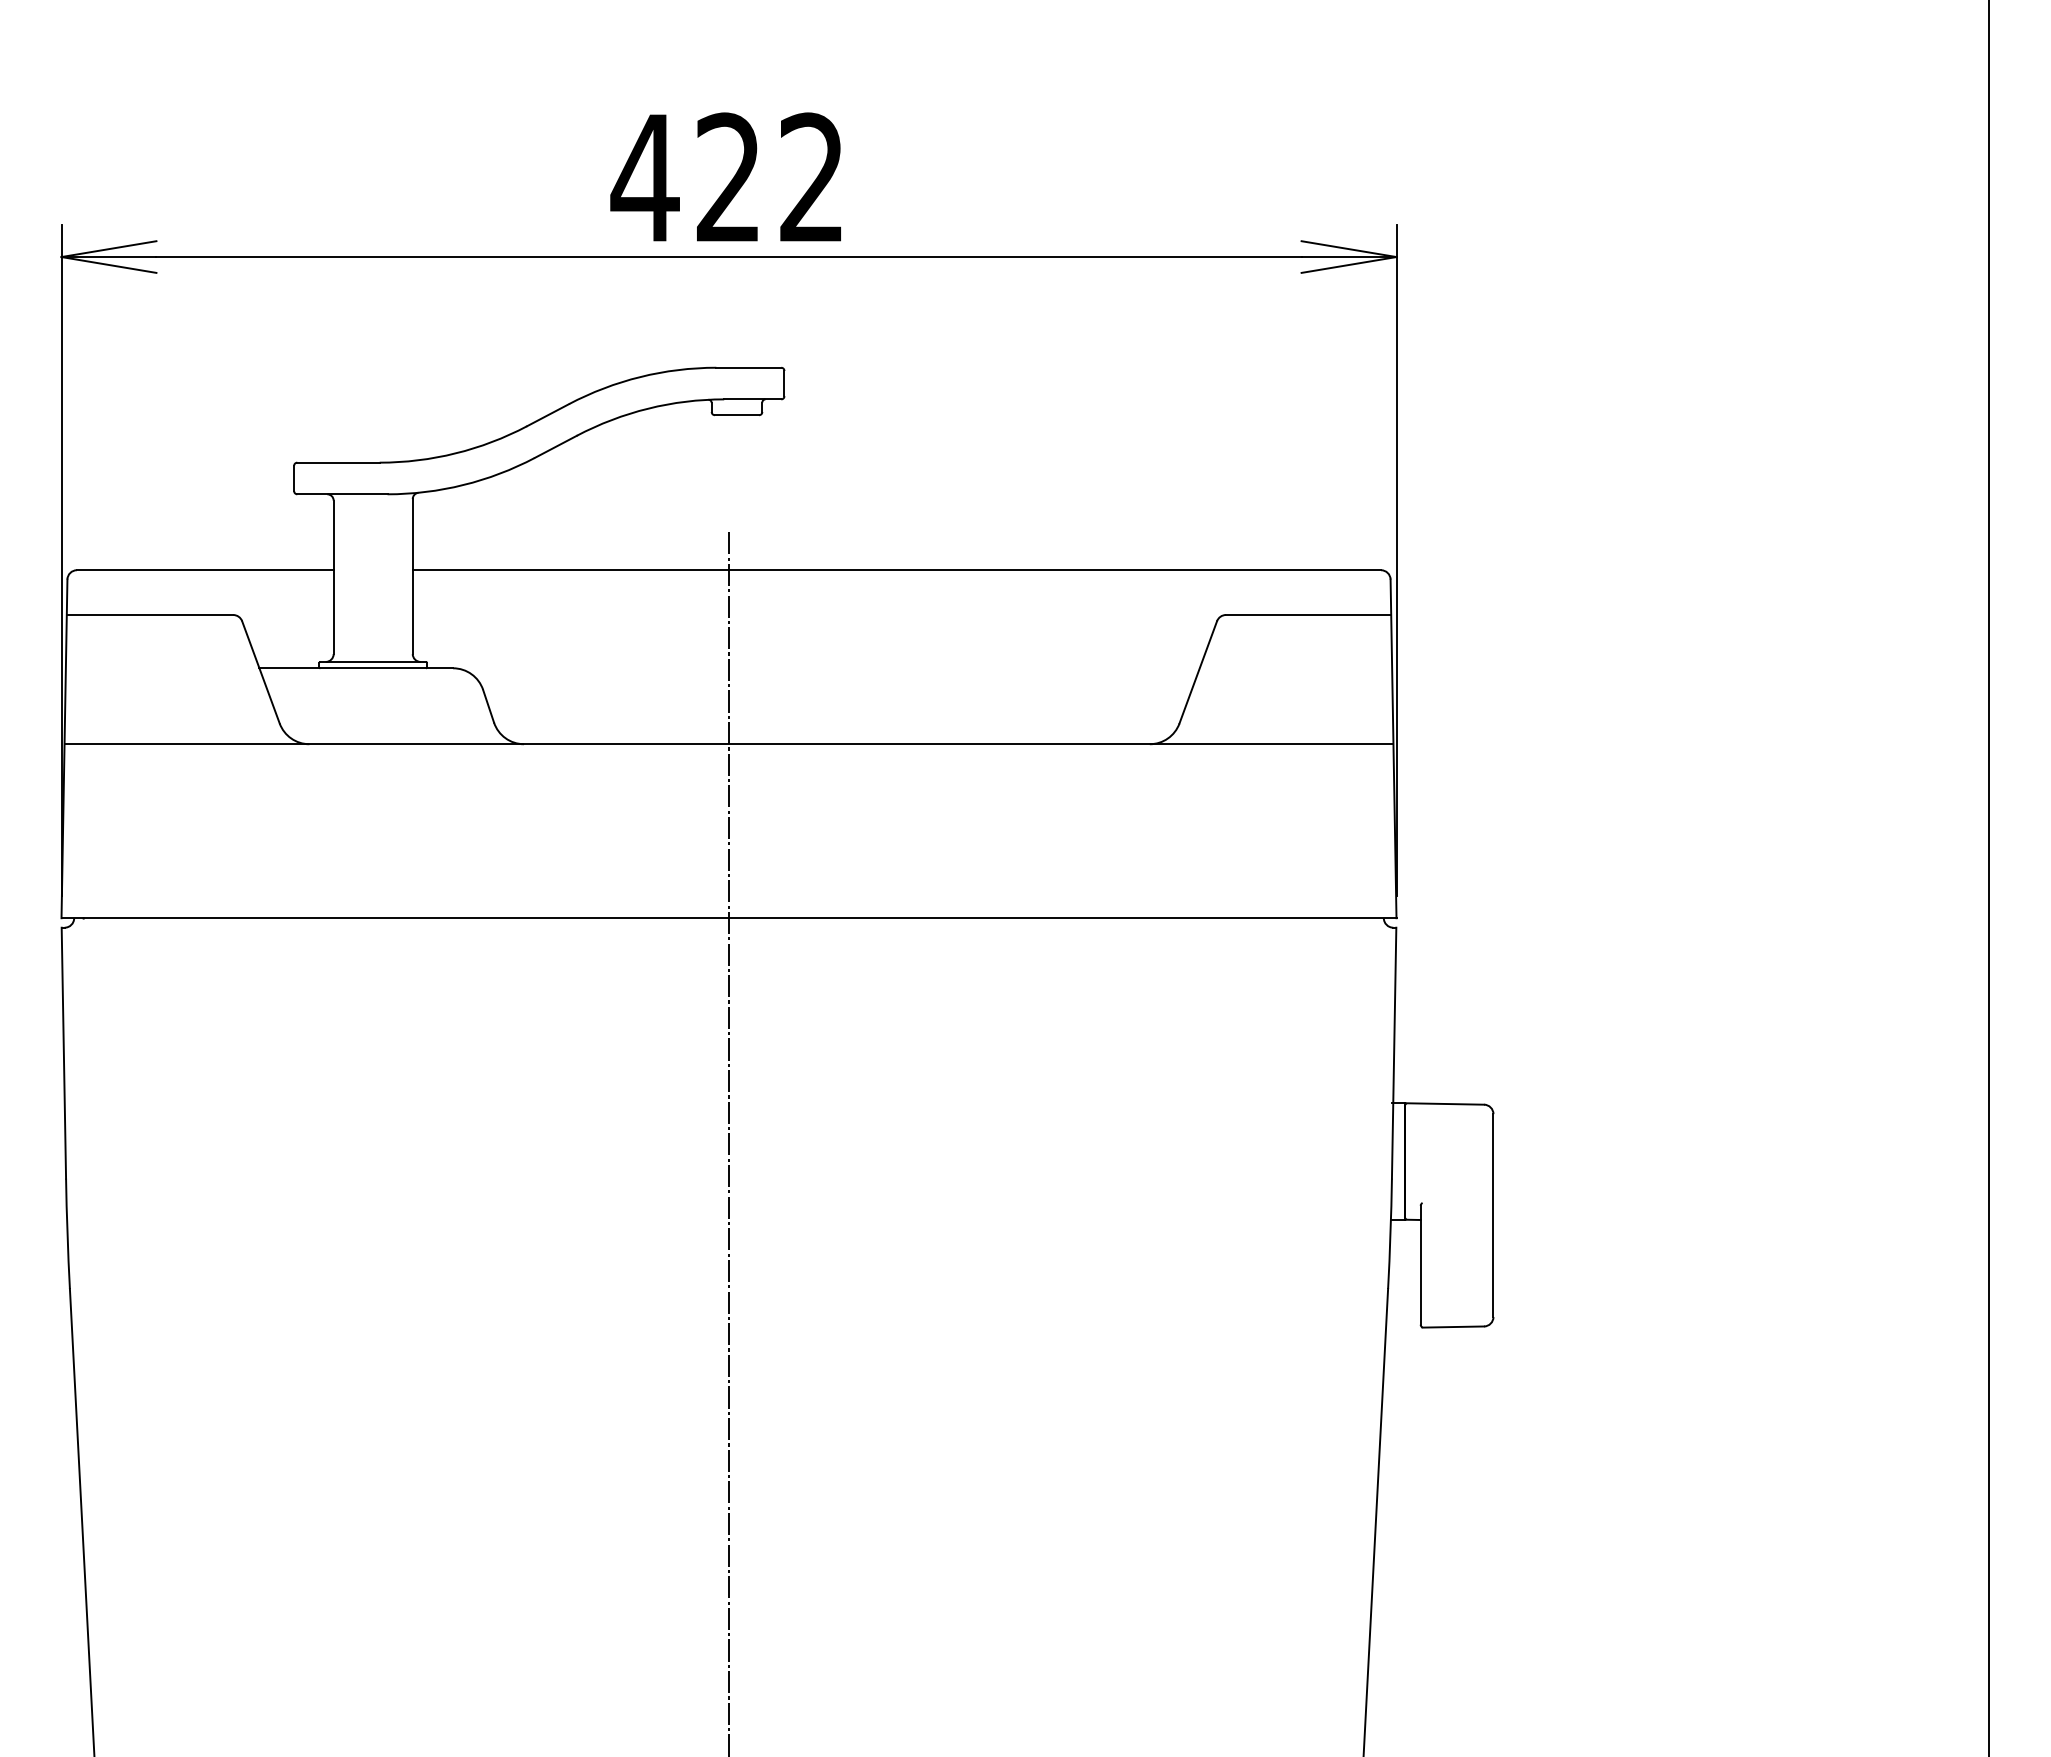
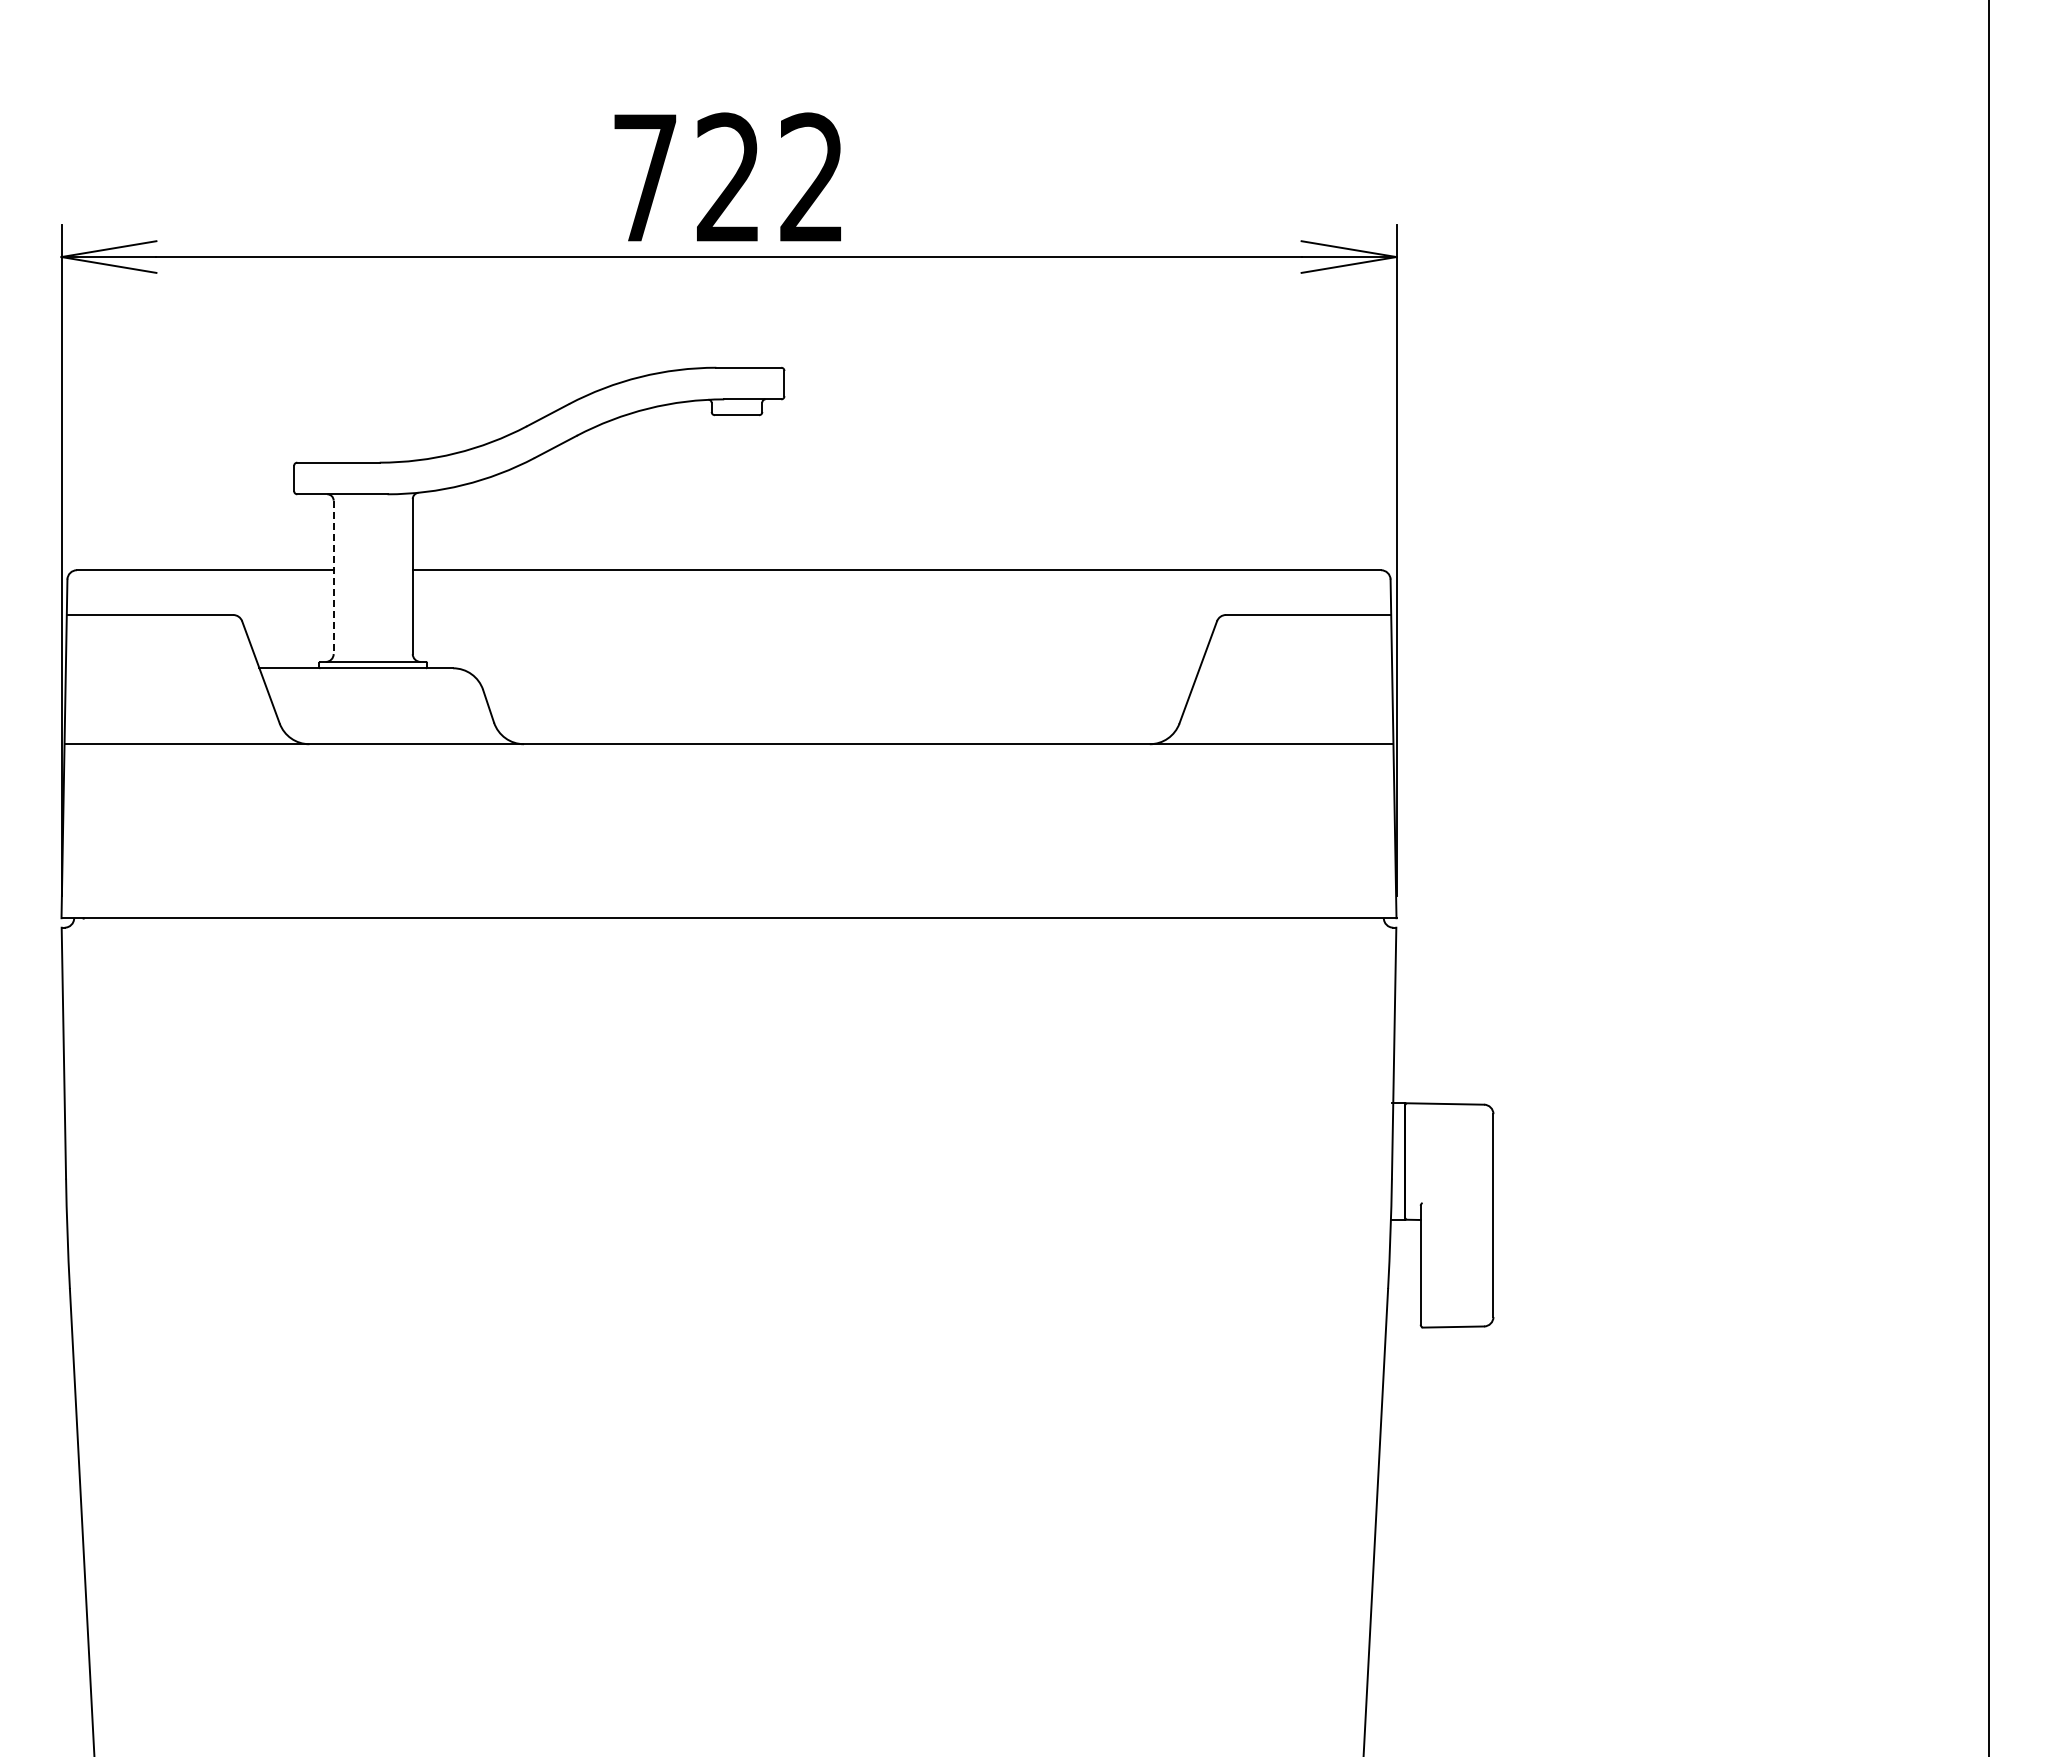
text: 422 -> 722 (644, 177)
line: solid -> dashed (333, 577)
line: present -> none (729, 1142)
